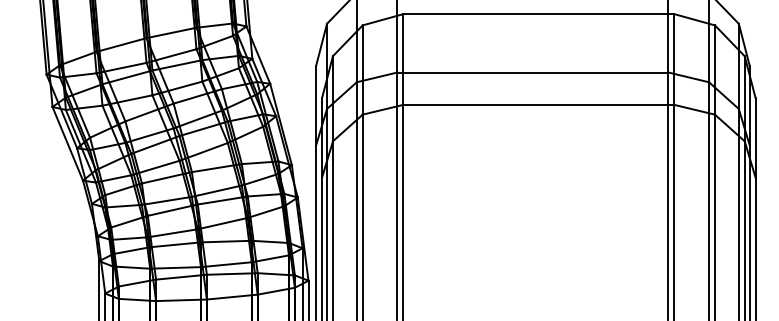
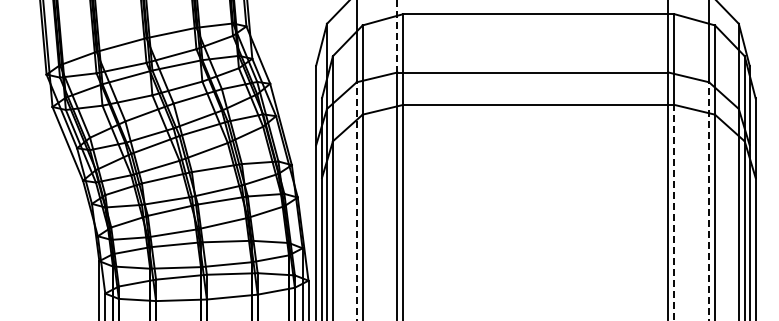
line: solid -> dashed (397, 36)
line: solid -> dashed (356, 201)
line: solid -> dashed (709, 201)
line: solid -> dashed (674, 212)
